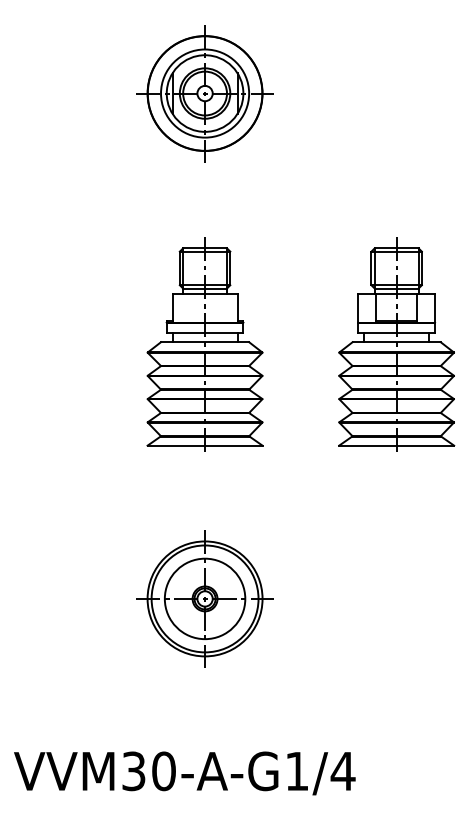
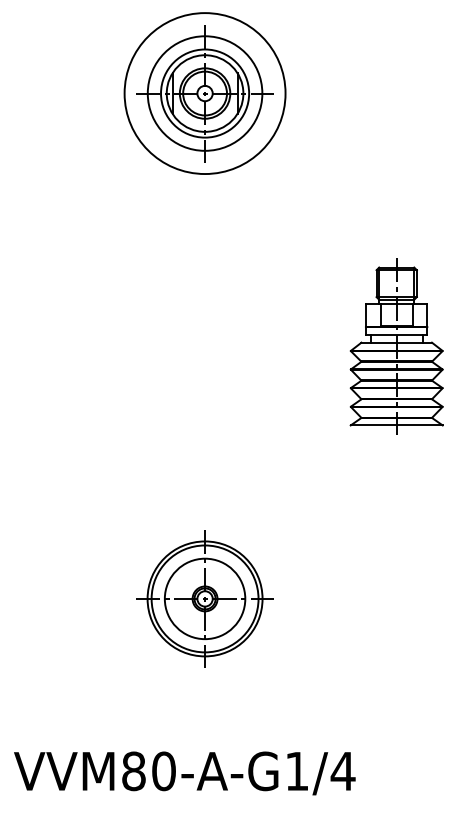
circle diameter: 115 px -> 161 px (204, 93)
part: present -> none (204, 344)
part size: 118x215 px -> 95x177 px (396, 346)
text: VVM30-A-G1/4 -> VVM80-A-G1/4 (133, 771)
